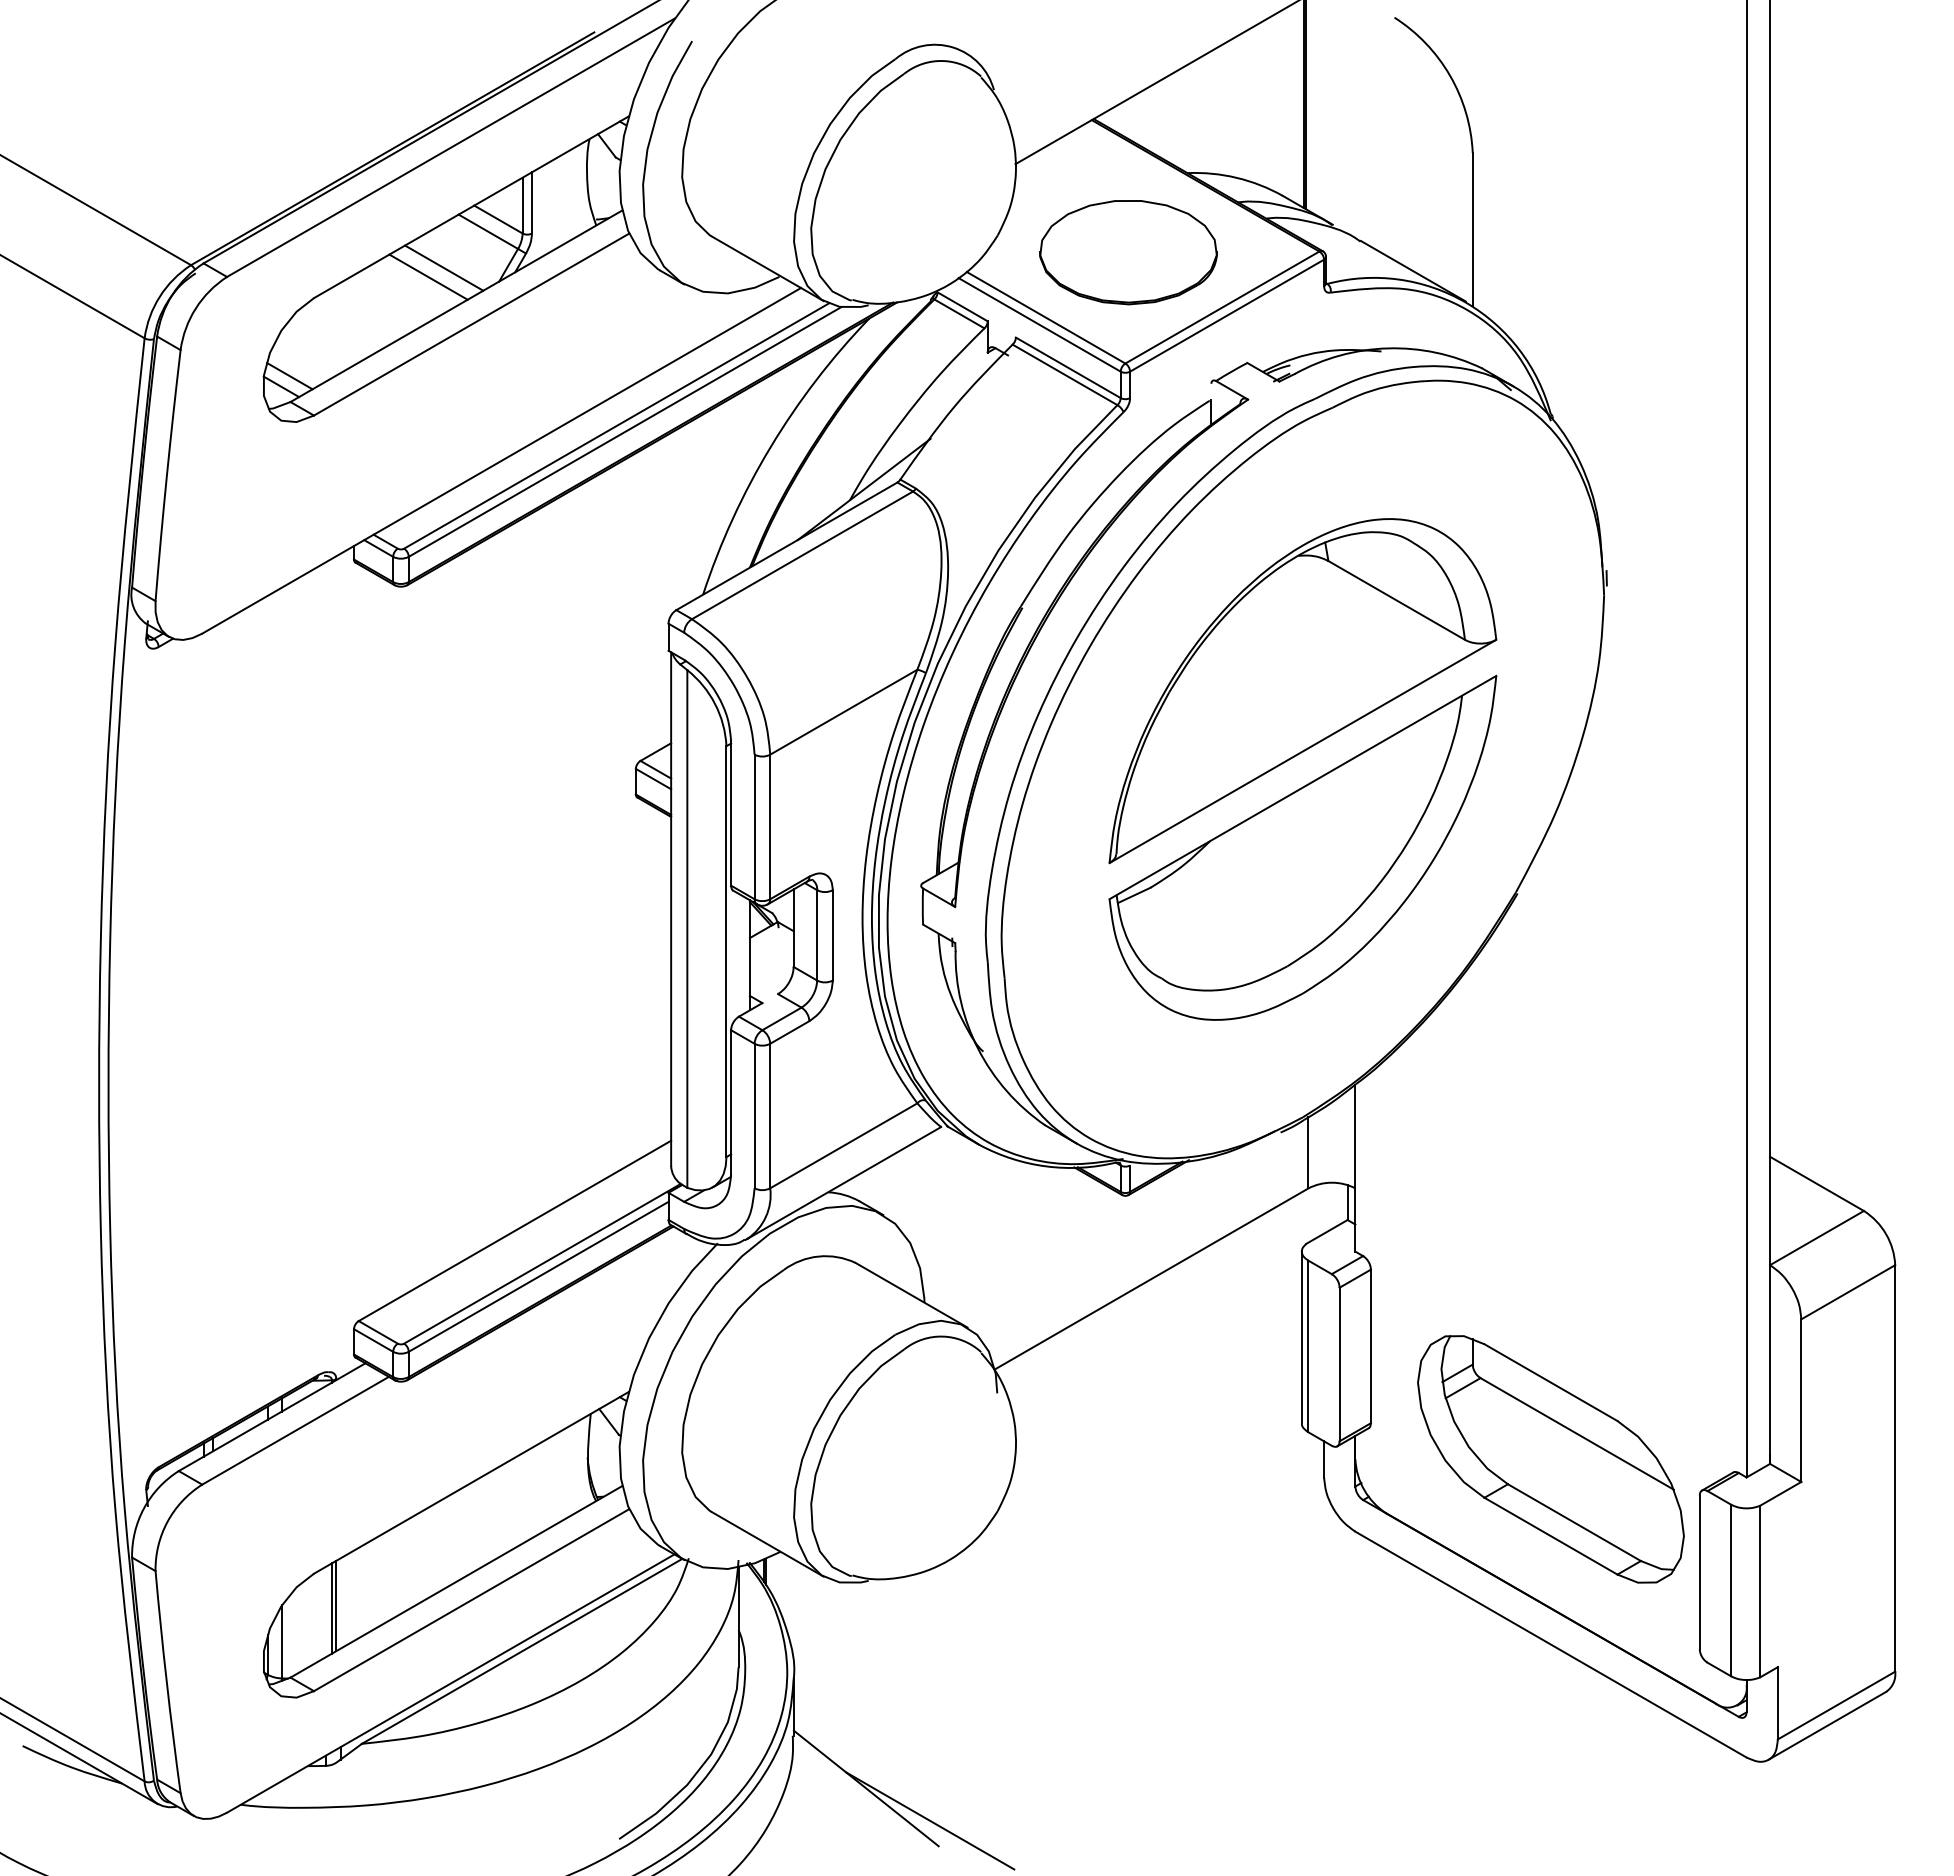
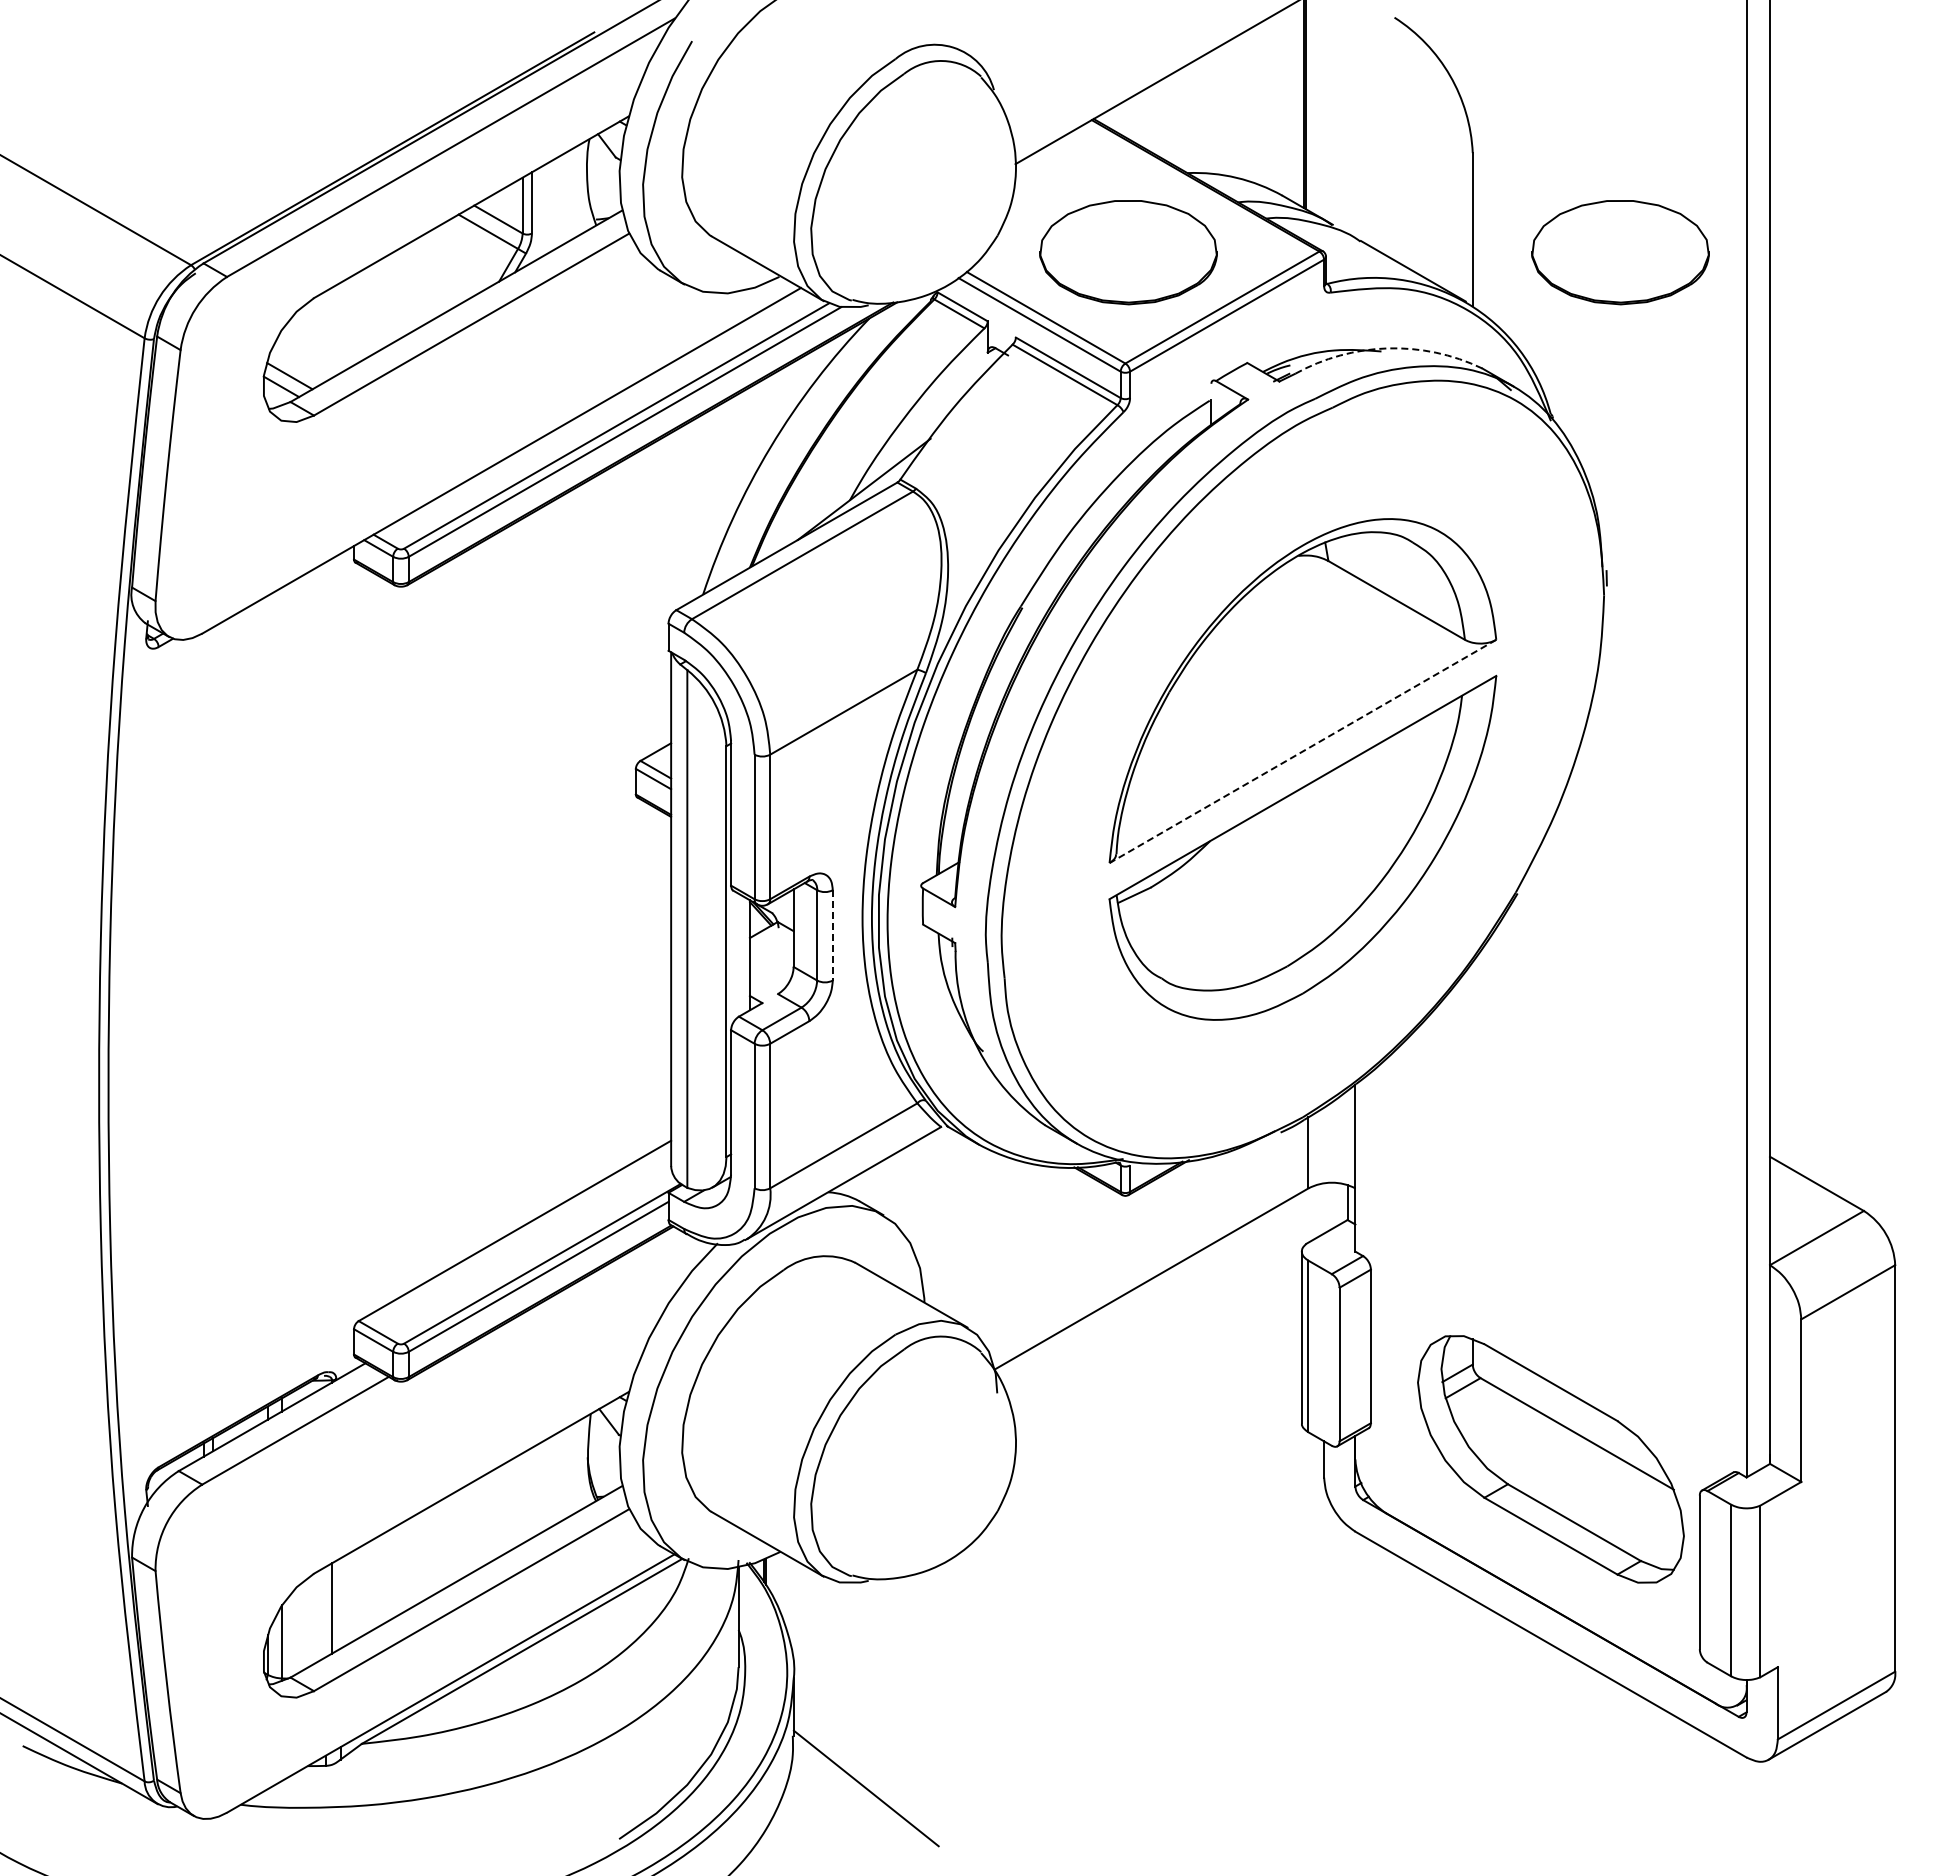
part: none -> present (1620, 252)
line: present -> none (444, 267)
line: present -> none (428, 276)
arc: solid -> dashed (1387, 348)
line: solid -> dashed (1302, 751)
line: solid -> dashed (832, 935)
line: present -> none (336, 1605)
line: present -> none (930, 1820)
